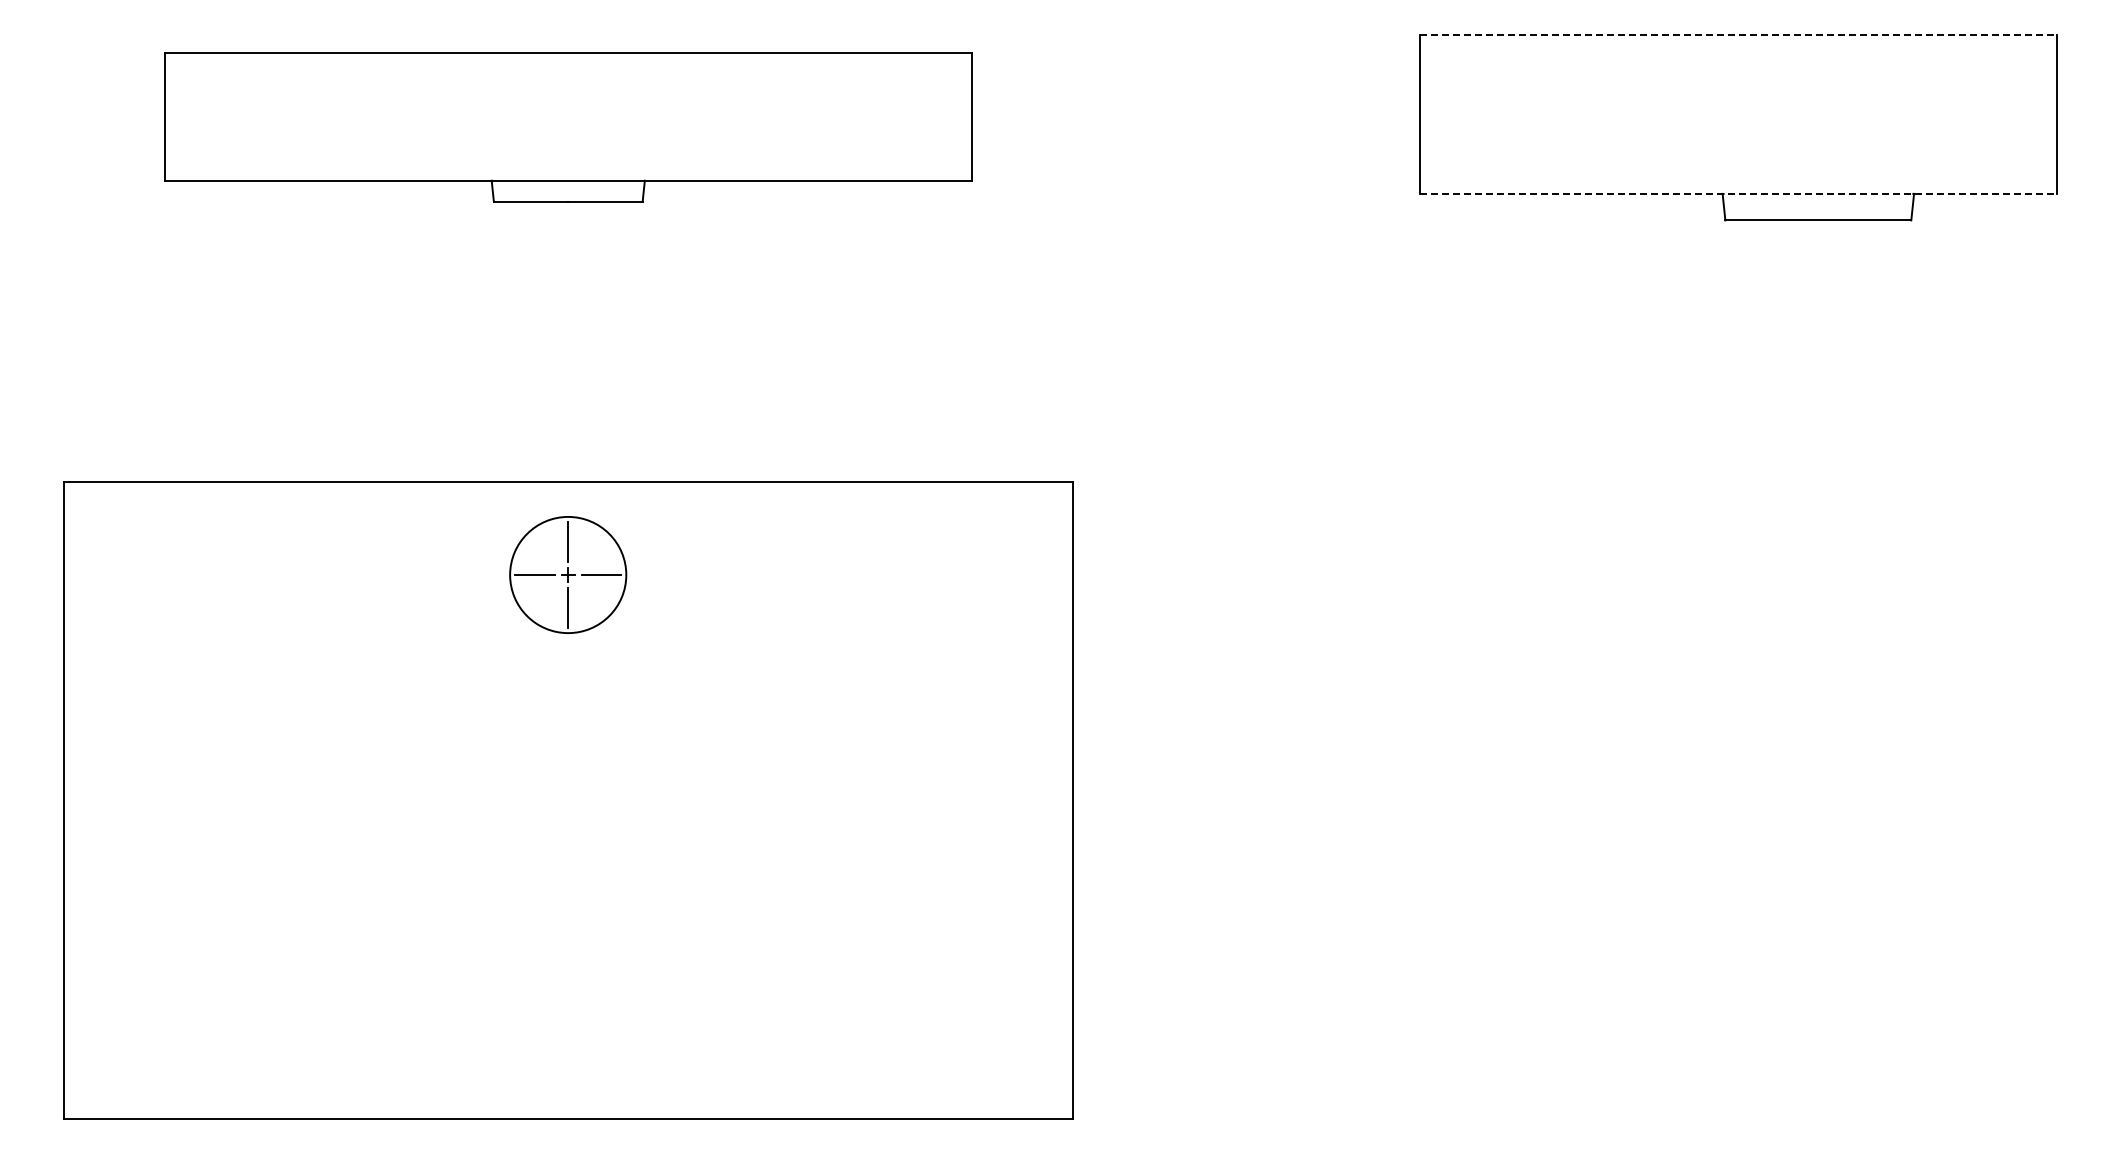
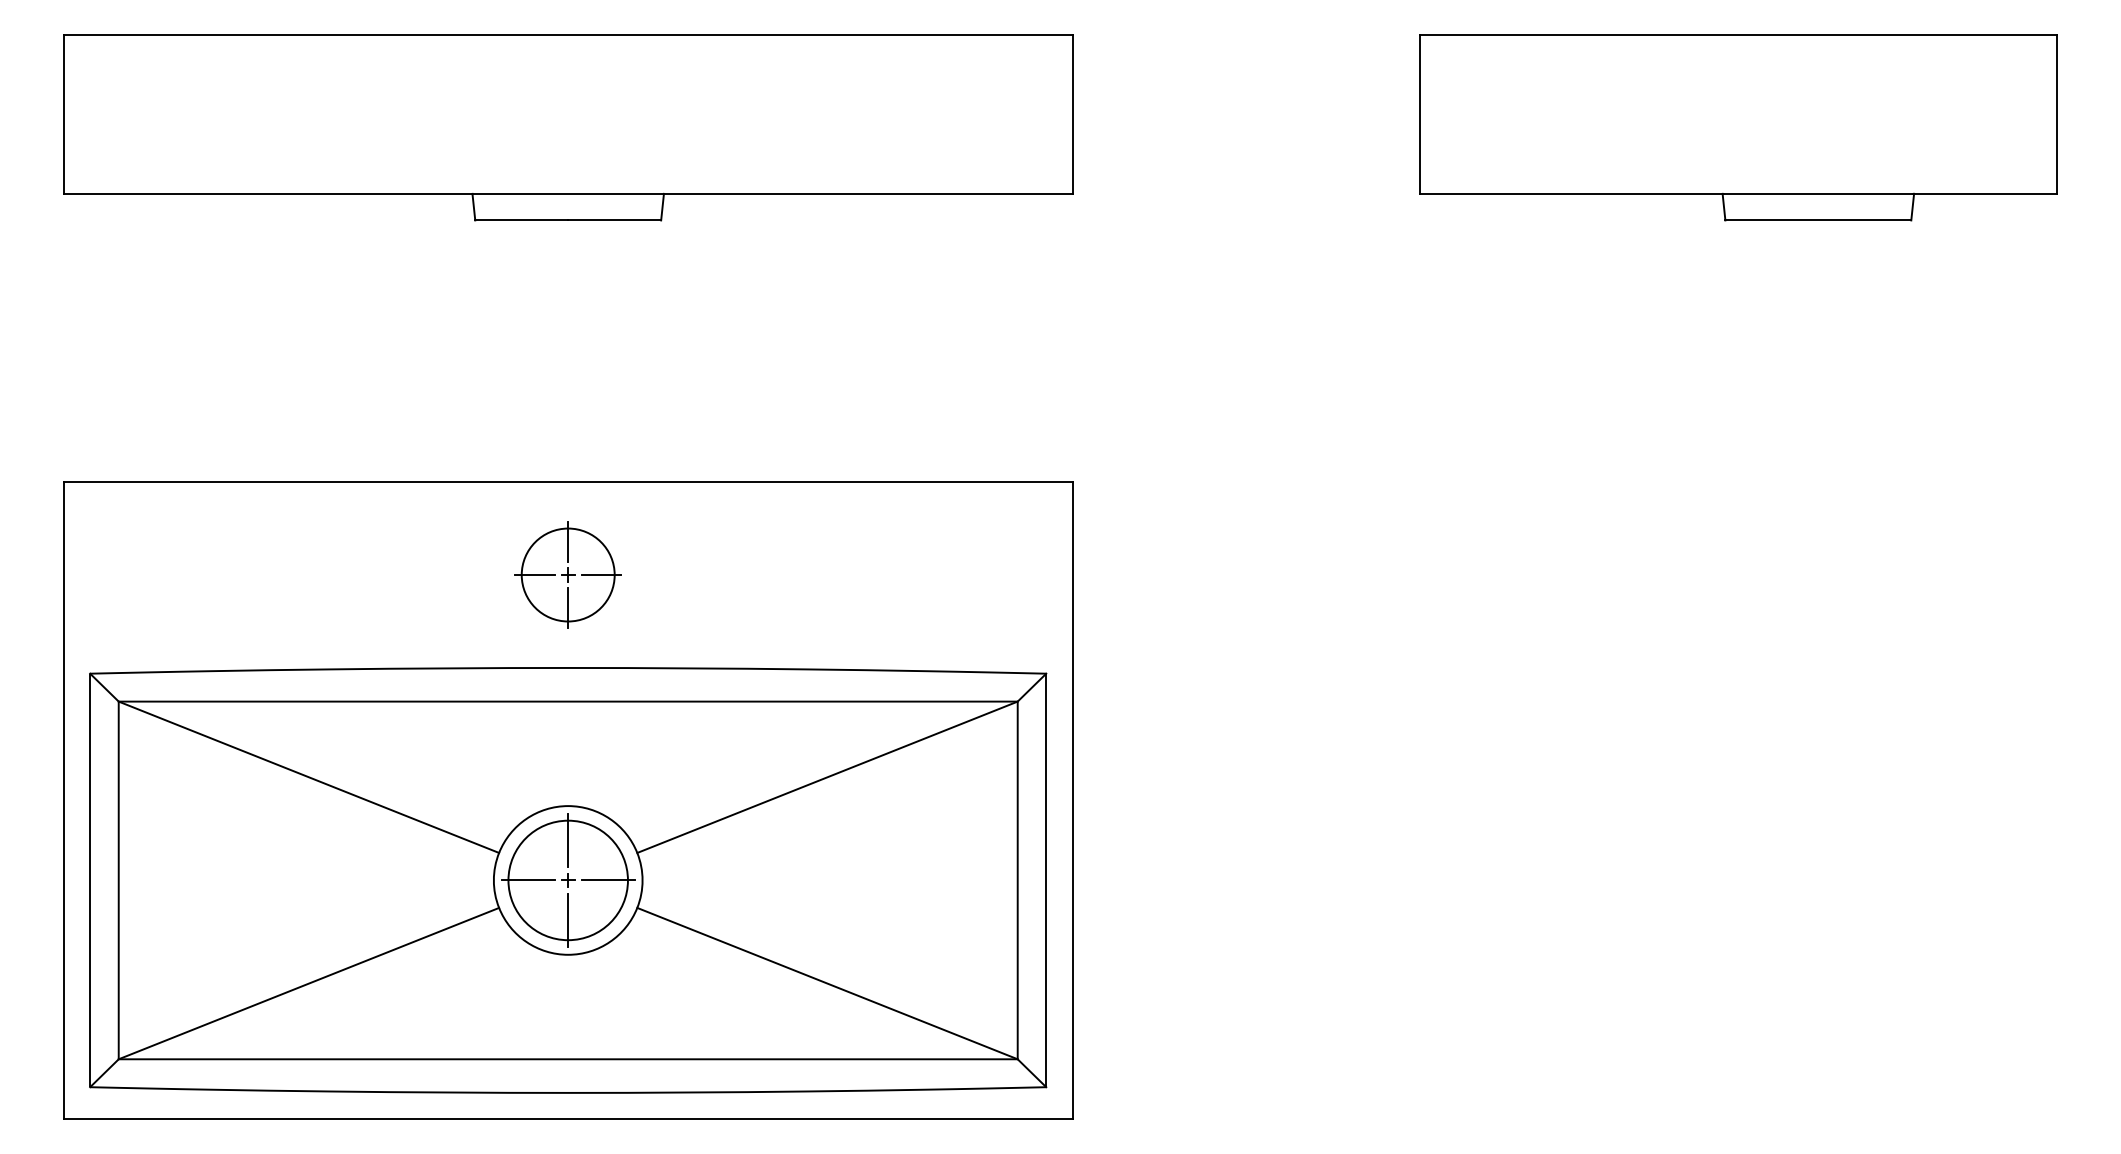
line: dashed -> solid (1738, 34)
part size: 809x151 px -> 1011x188 px (568, 127)
line: dashed -> solid (1738, 193)
circle diameter: 116 px -> 93 px (567, 574)
part: none -> present (568, 880)
